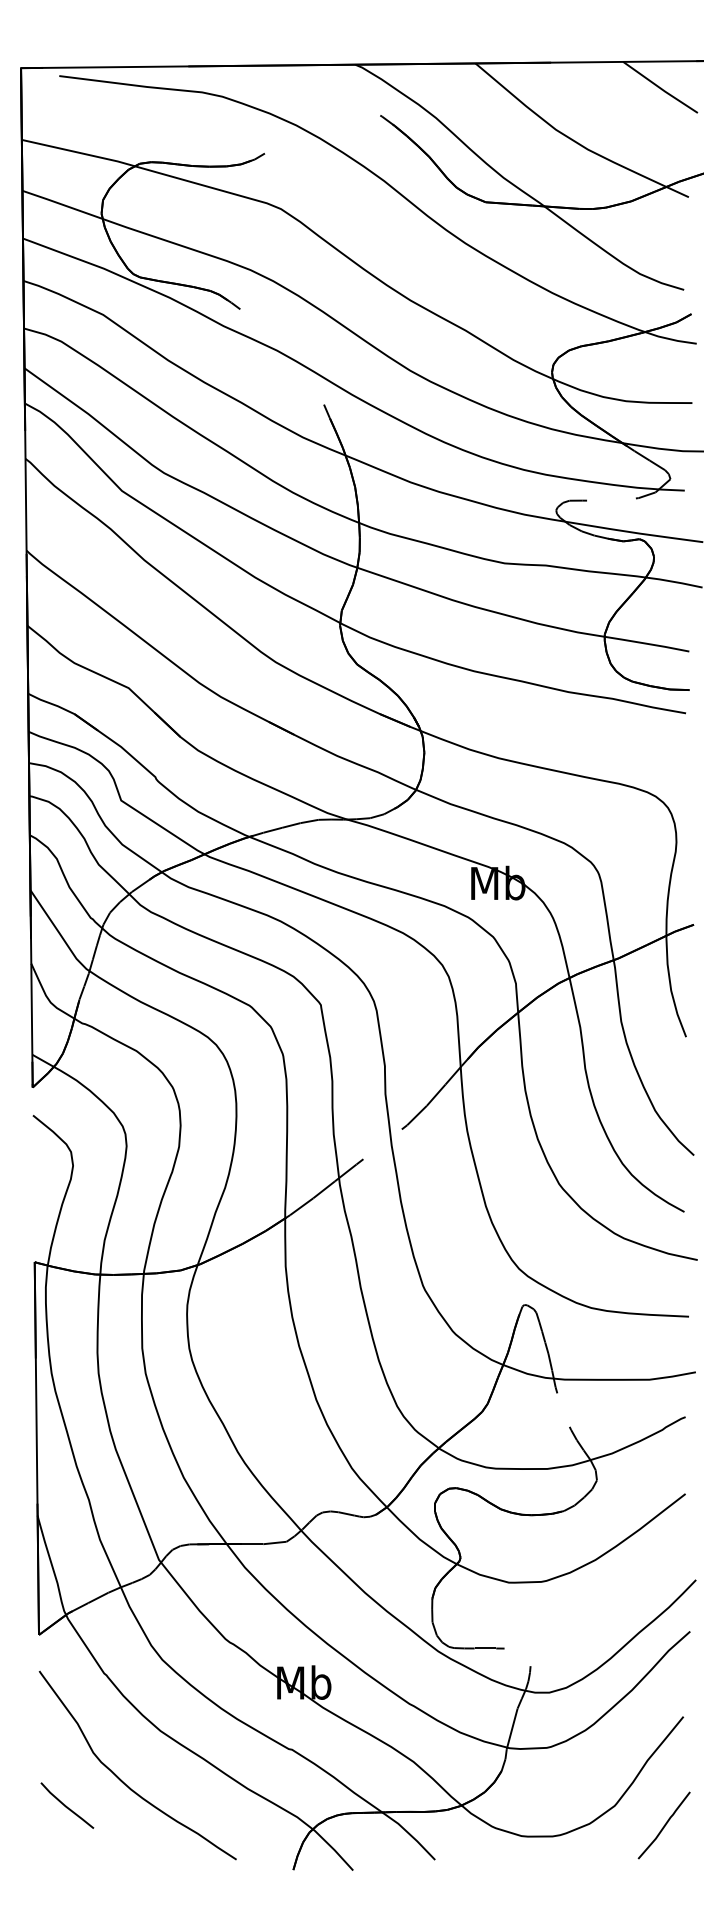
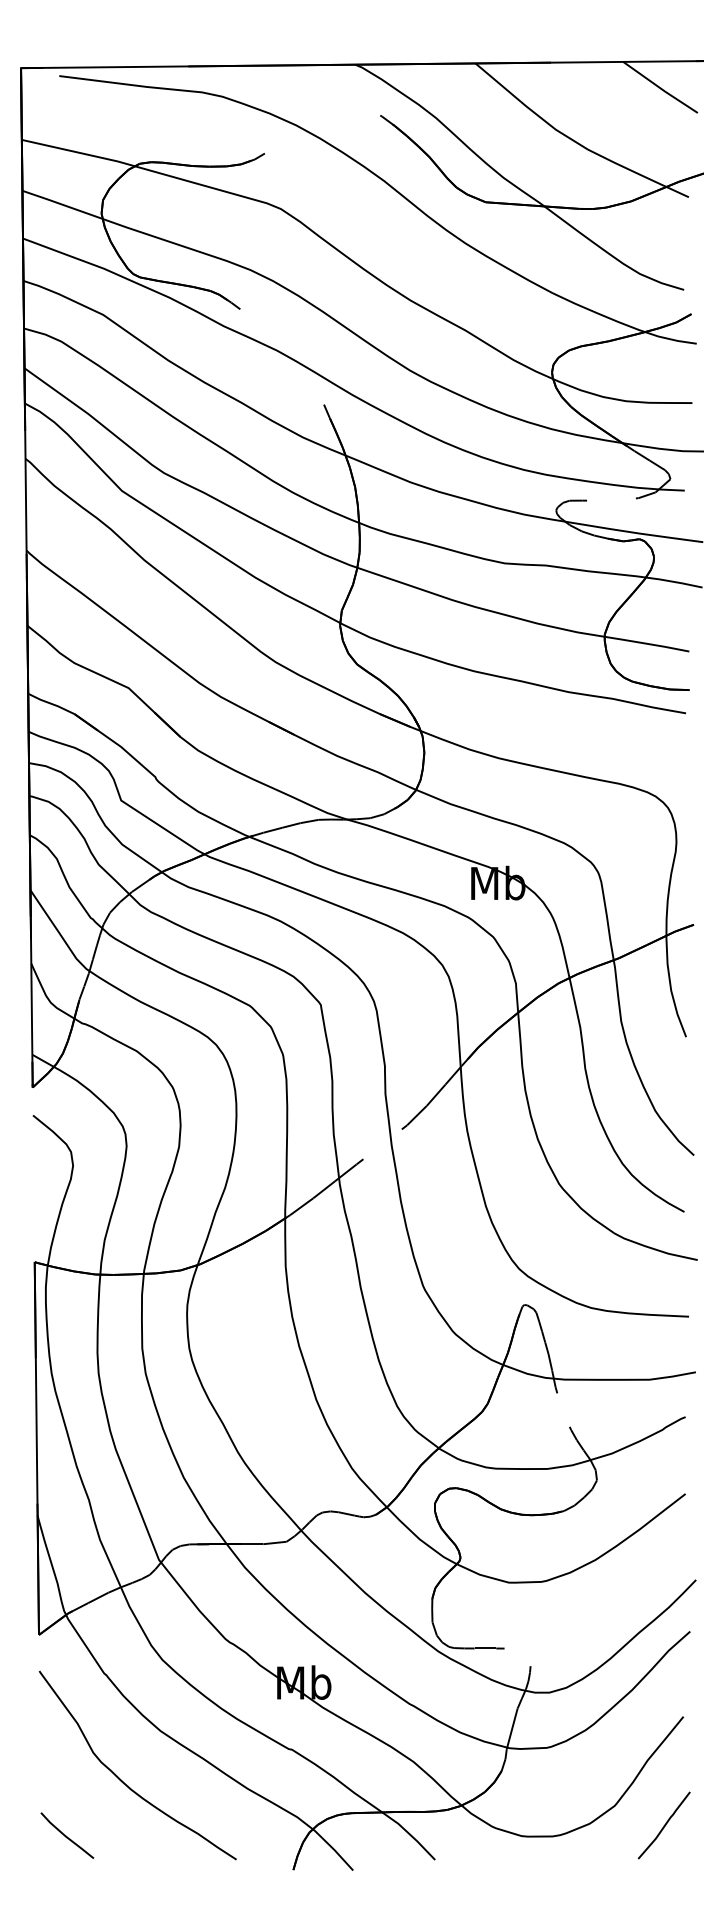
line position: (66, 1805) -> (66, 1835) (66, 1835)
